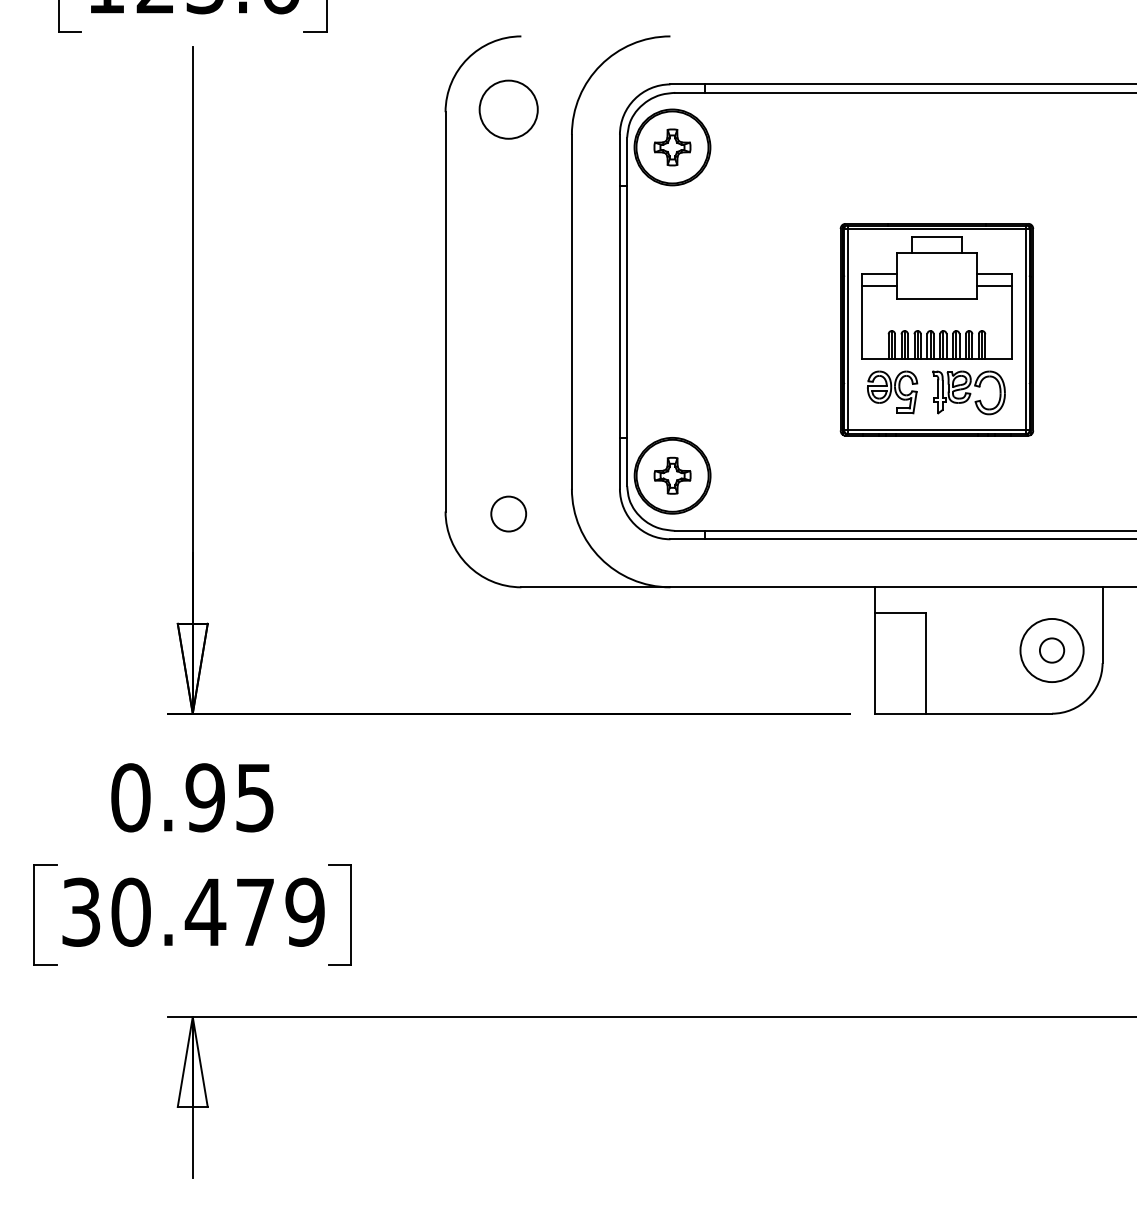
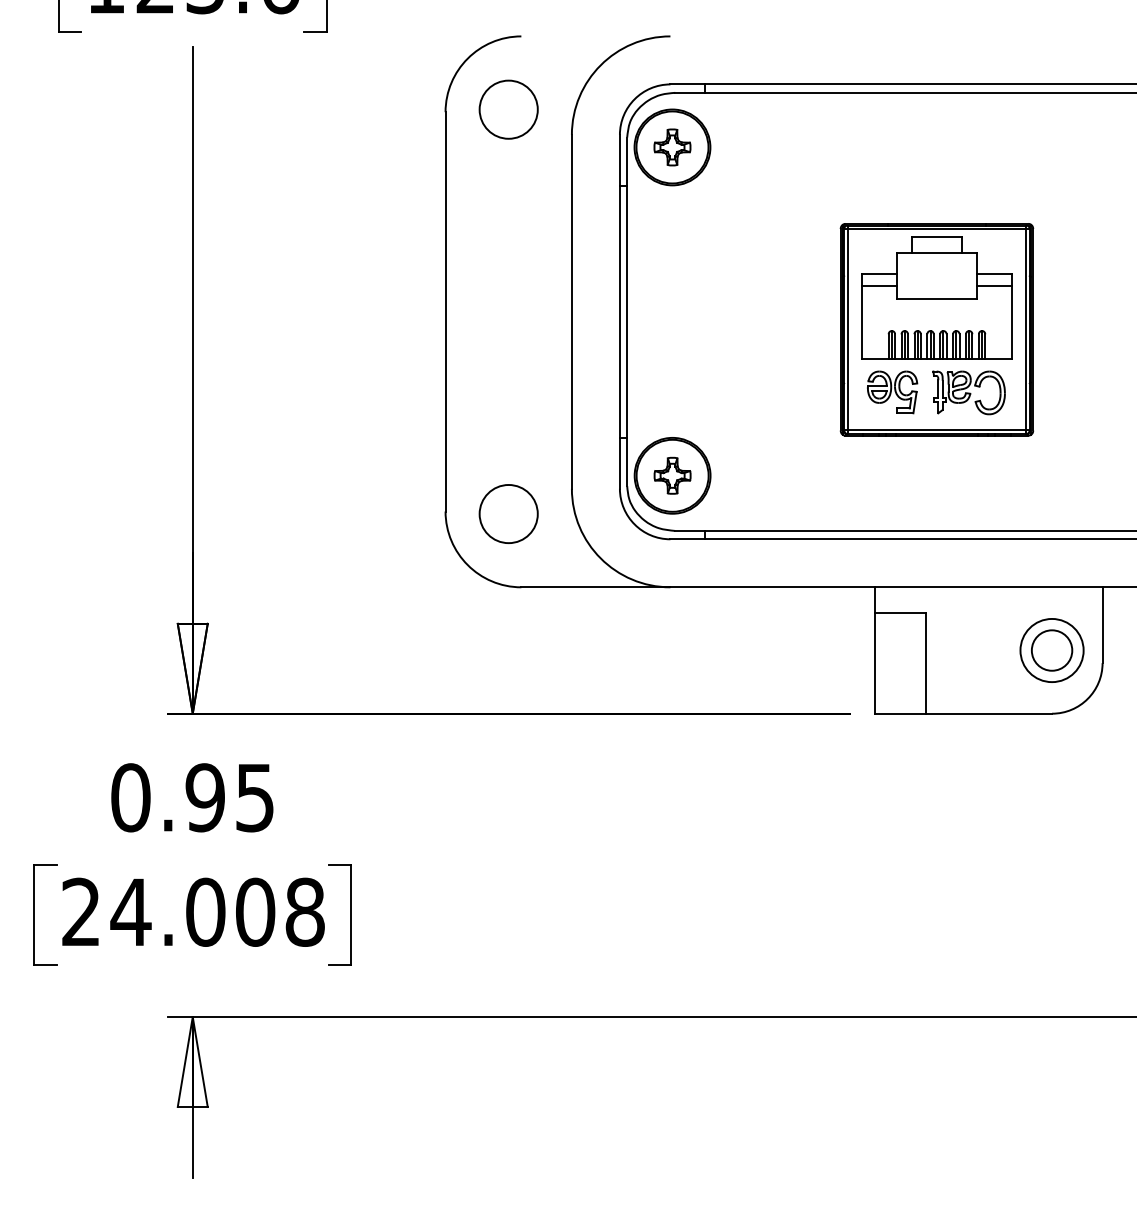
circle diameter: 35 px -> 58 px (508, 514)
circle diameter: 24 px -> 40 px (1051, 650)
text: 30.479 -> 24.008 (193, 911)
